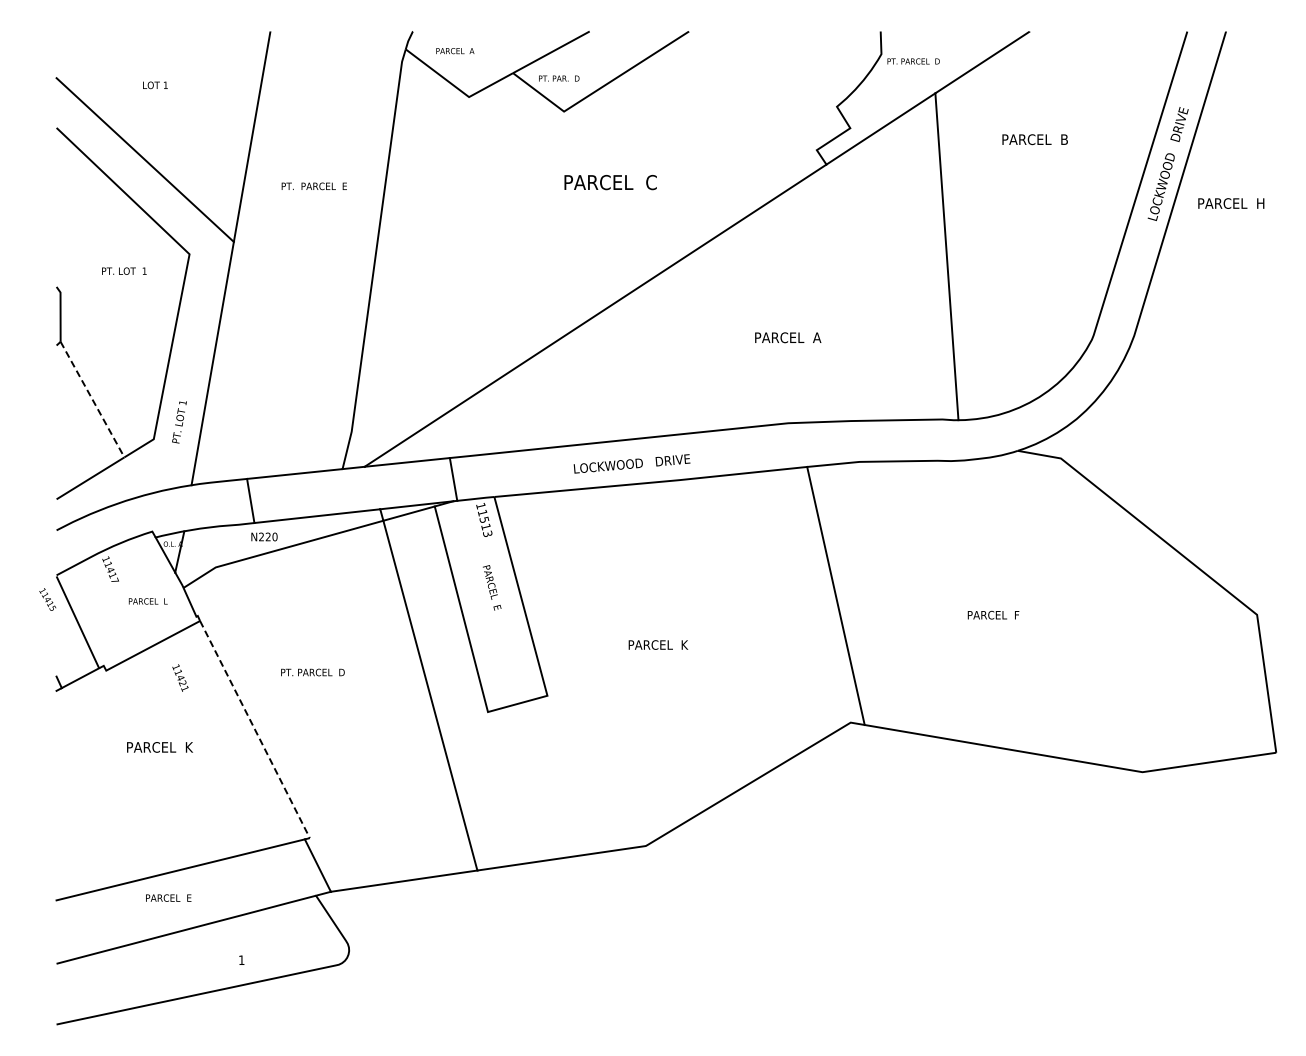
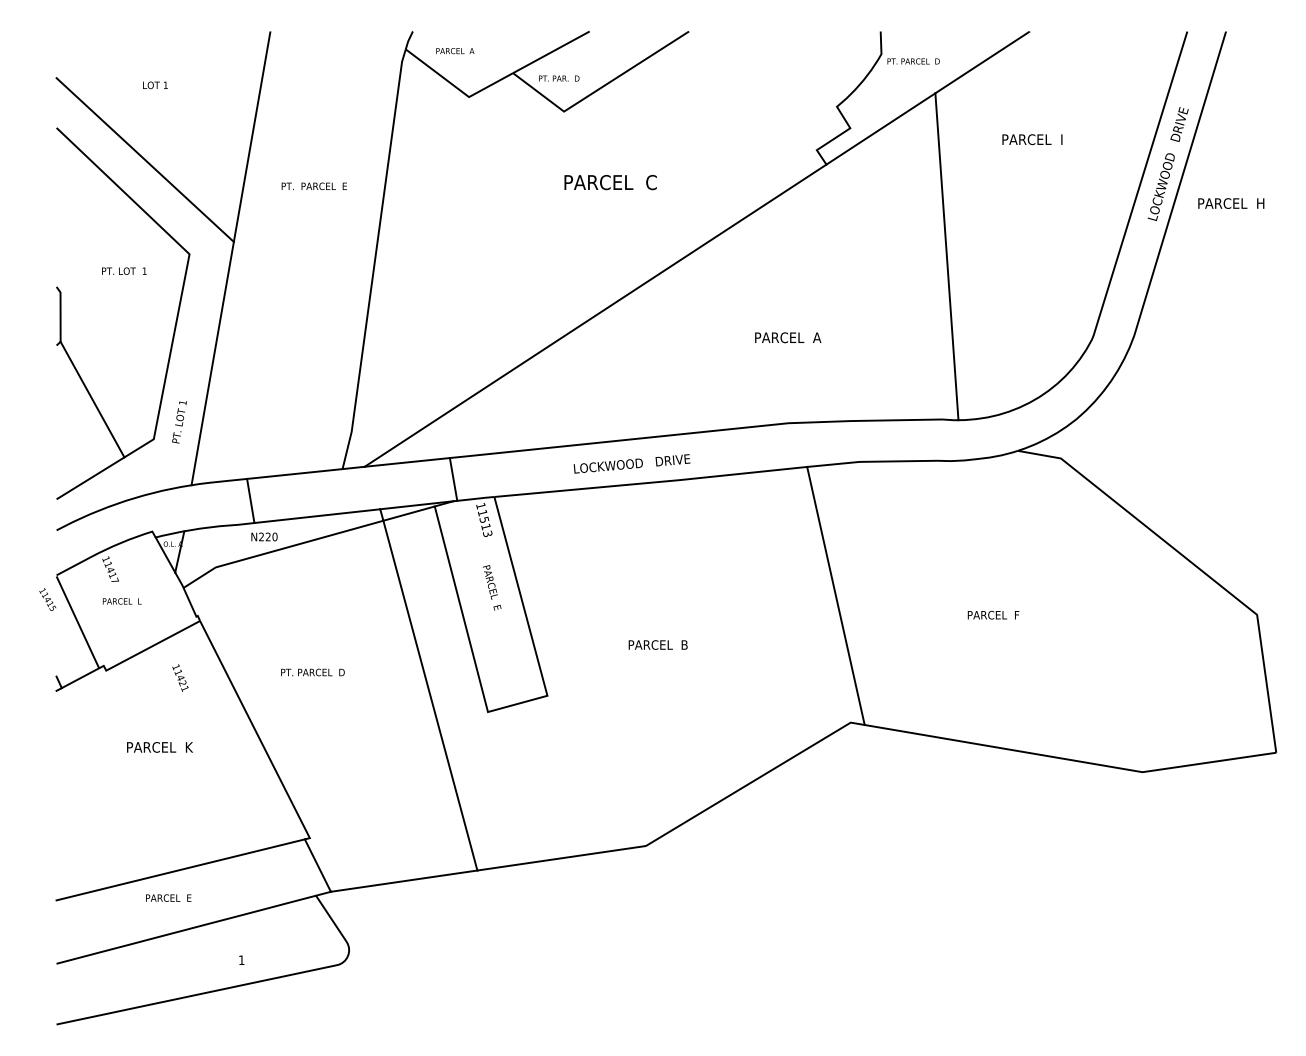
text: PARCEL  B -> PARCEL  I (1064, 139)
line: dashed -> solid (92, 400)
text position: (147, 601) -> (121, 601) (121, 601)
text: PARCEL  K -> PARCEL  B (685, 644)
line: dashed -> solid (256, 733)
